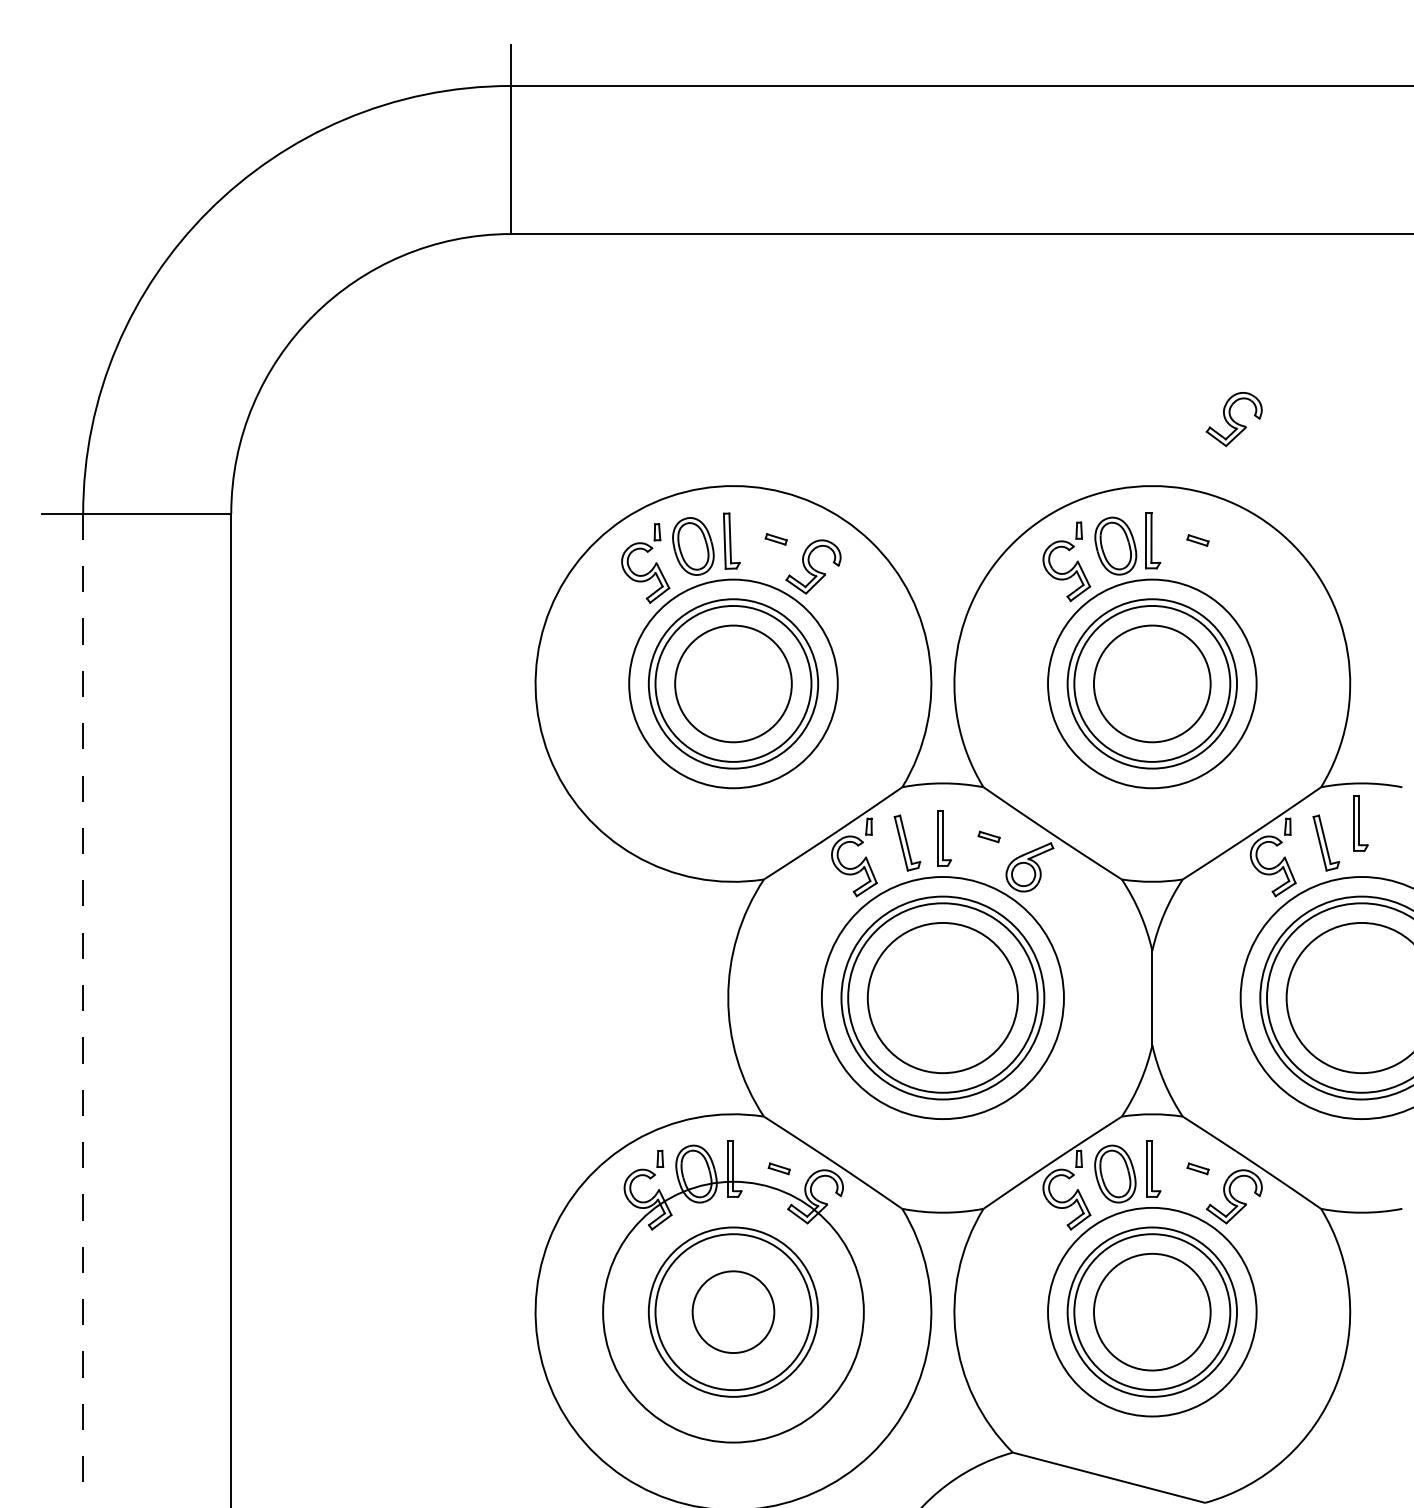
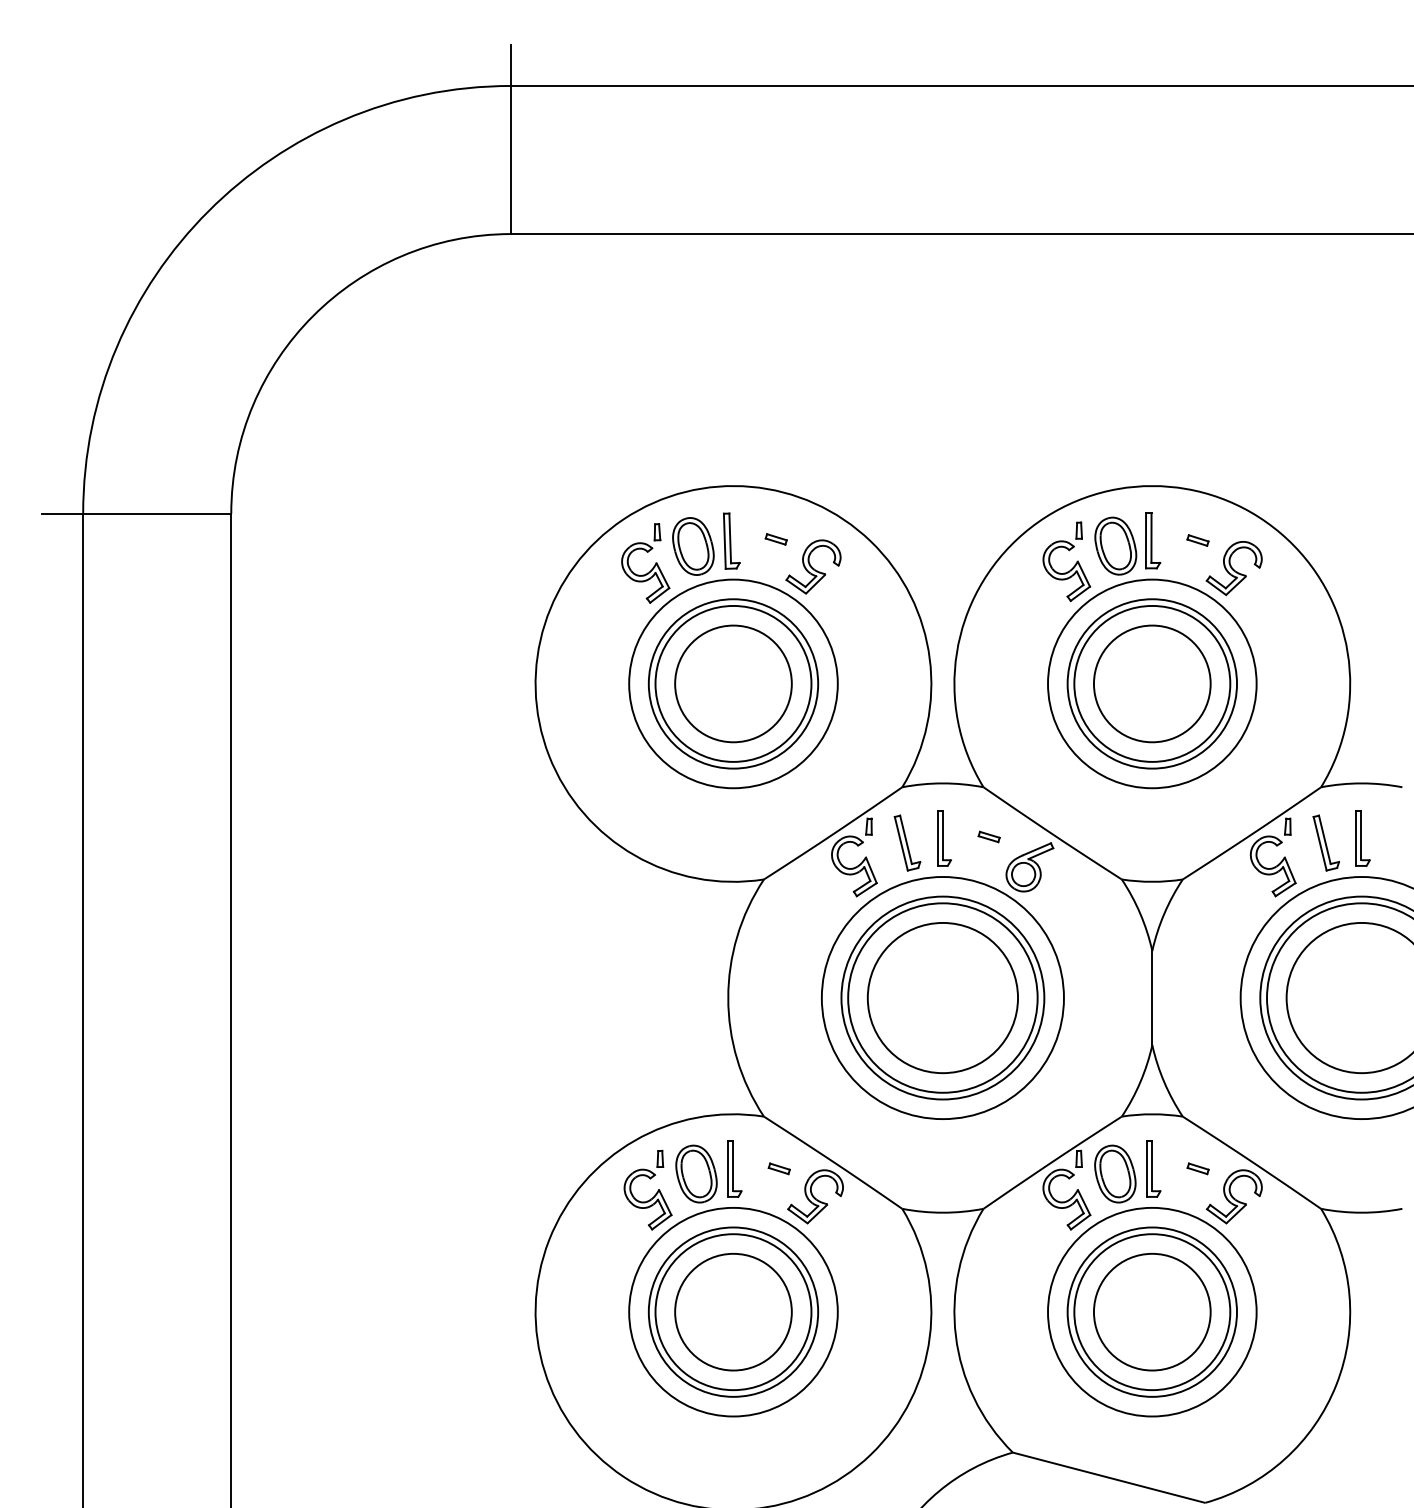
part position: (1233, 419) -> (1233, 568) (1233, 568)
part position: (1360, 823) -> (1362, 838) (1362, 838)
line: dashed -> solid (83, 1010)
circle diameter: 261 px -> 209 px (733, 1311)
circle diameter: 82 px -> 117 px (733, 1311)
